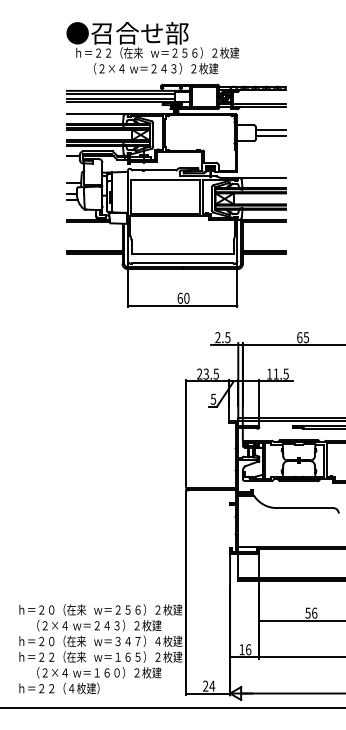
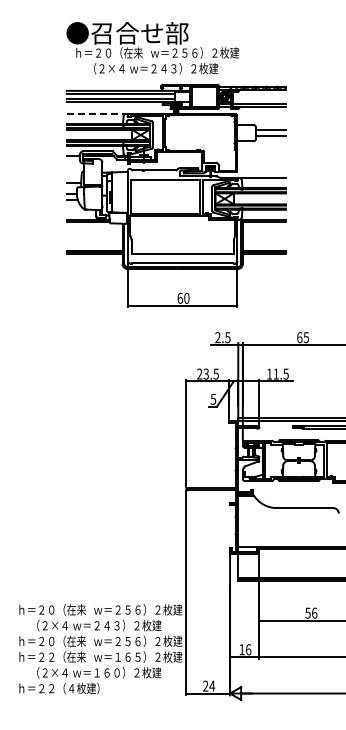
text: ｈ＝２２（在来   ｗ＝２５６）２枚建 -> ｈ＝２０（在来   ｗ＝２５６）２枚建 (108, 52)
line: solid -> dashed (96, 114)
text: ｈ＝２０（在来   ｗ＝３４７）４枚建 -> ｈ＝２０（在来   ｗ＝２５６）２枚建 (137, 641)
line: present -> none (172, 708)
